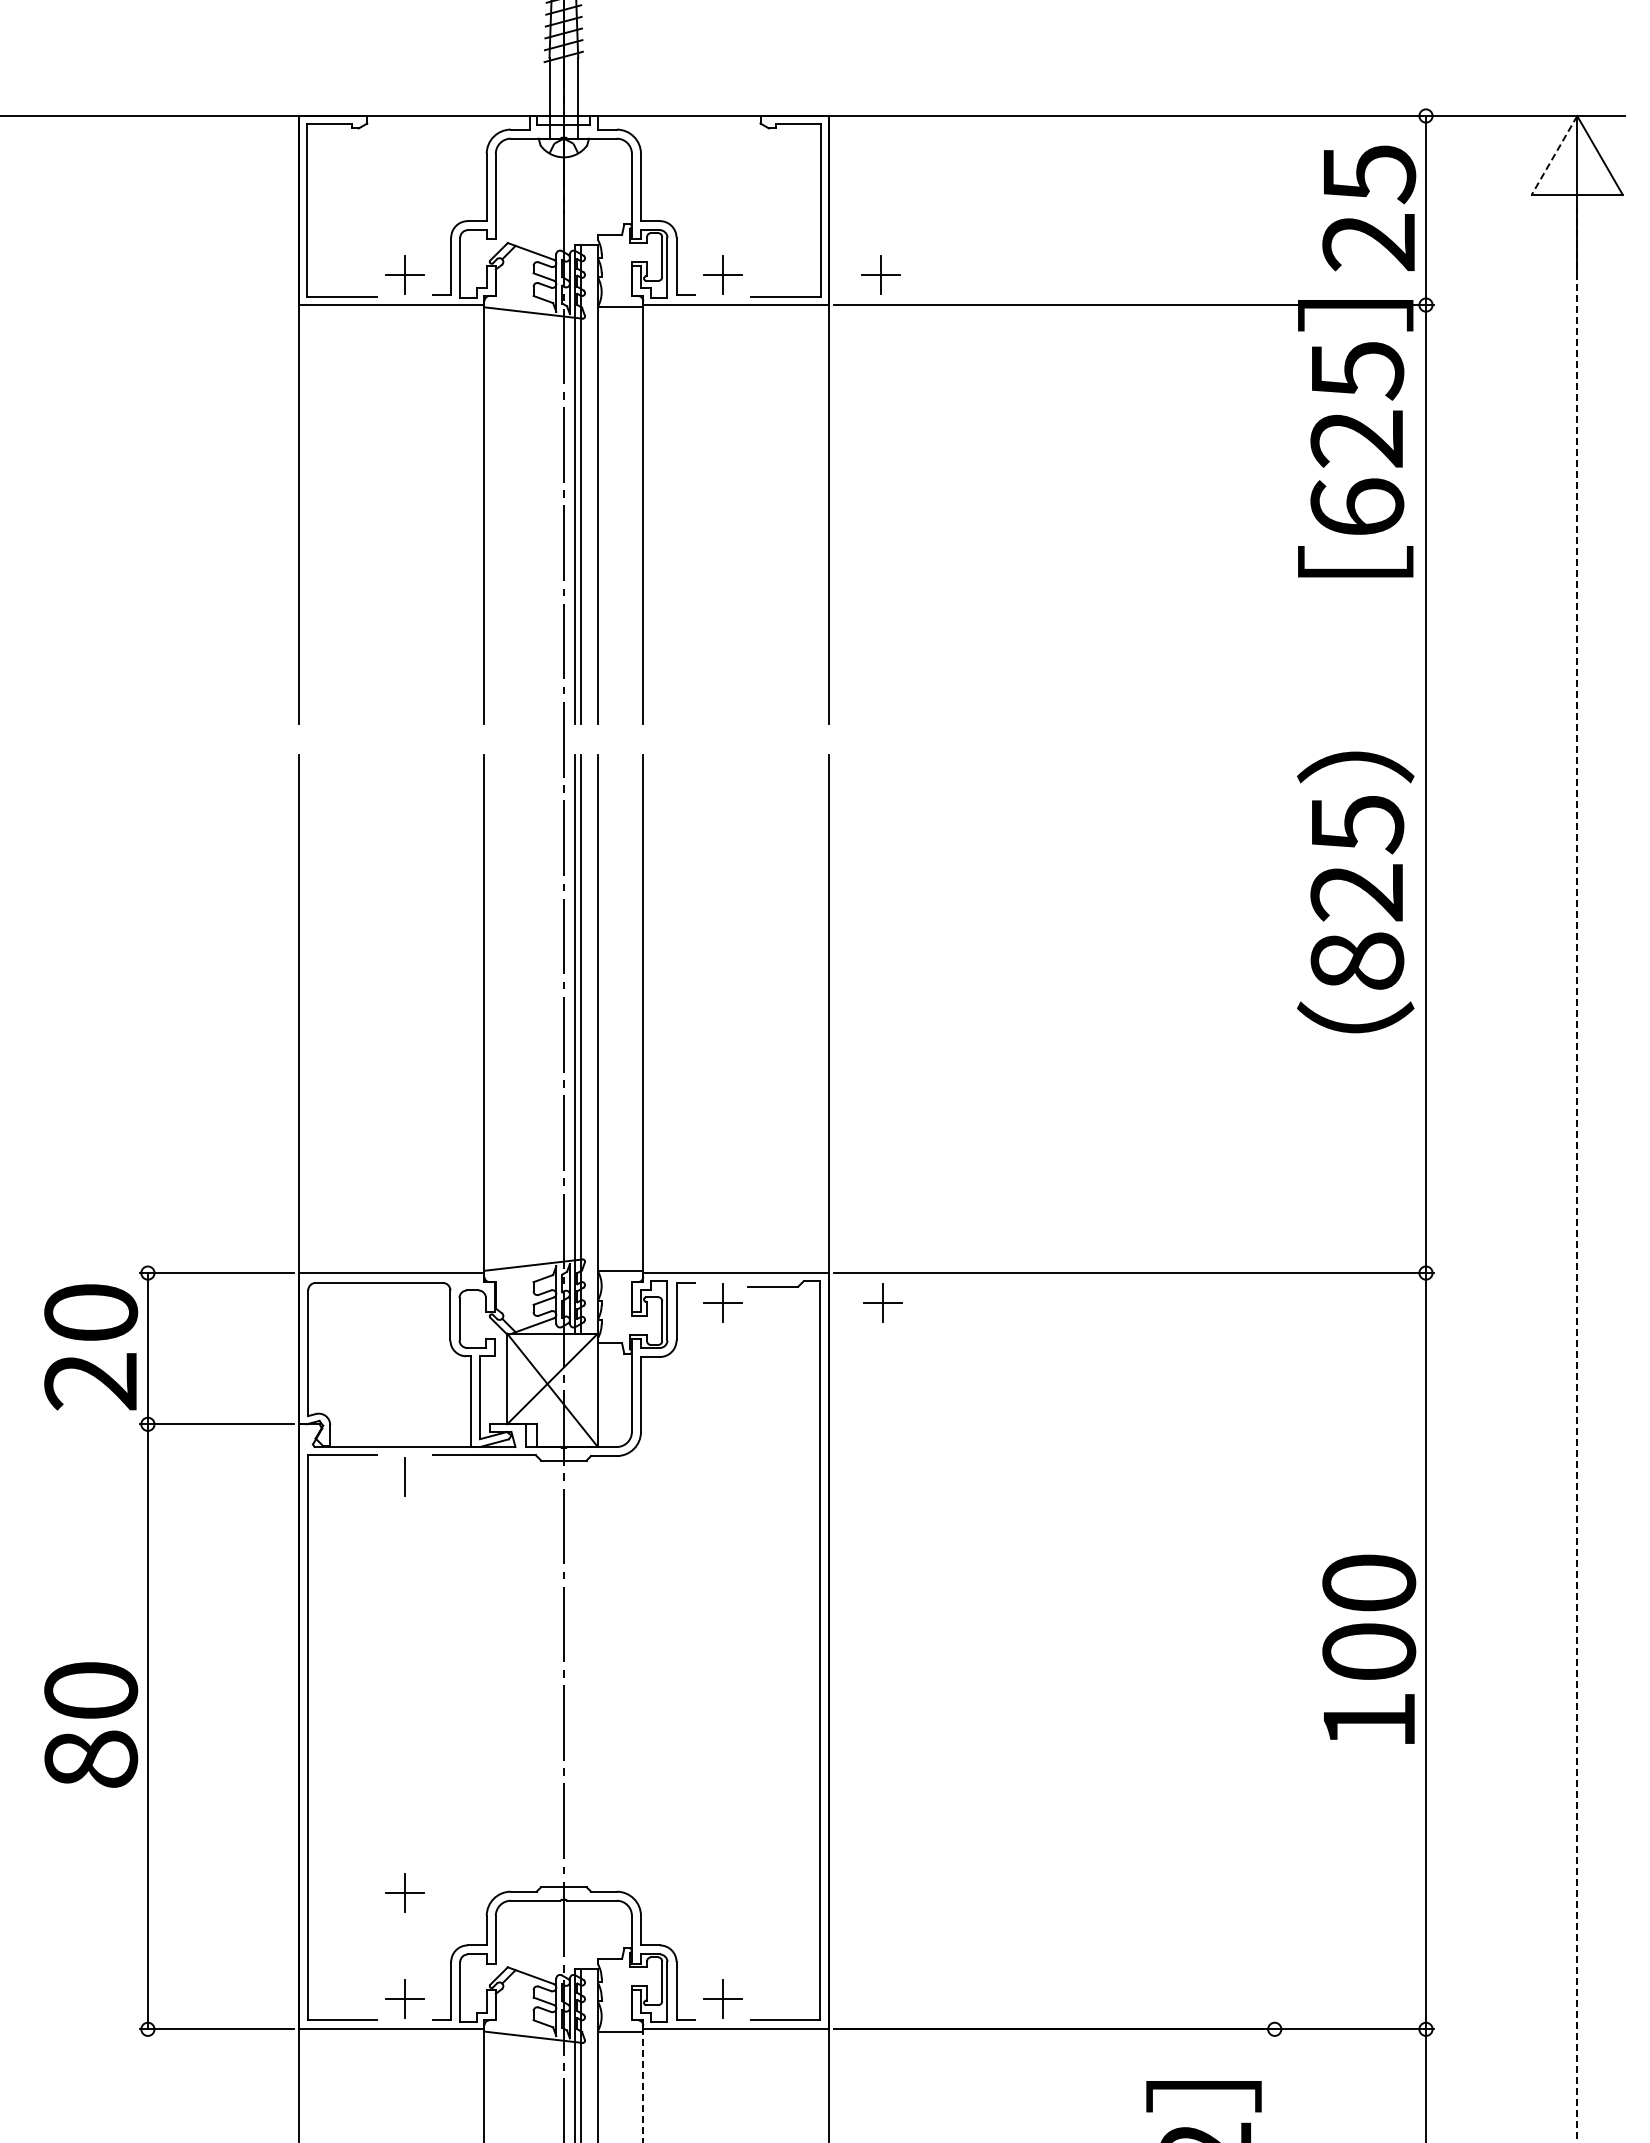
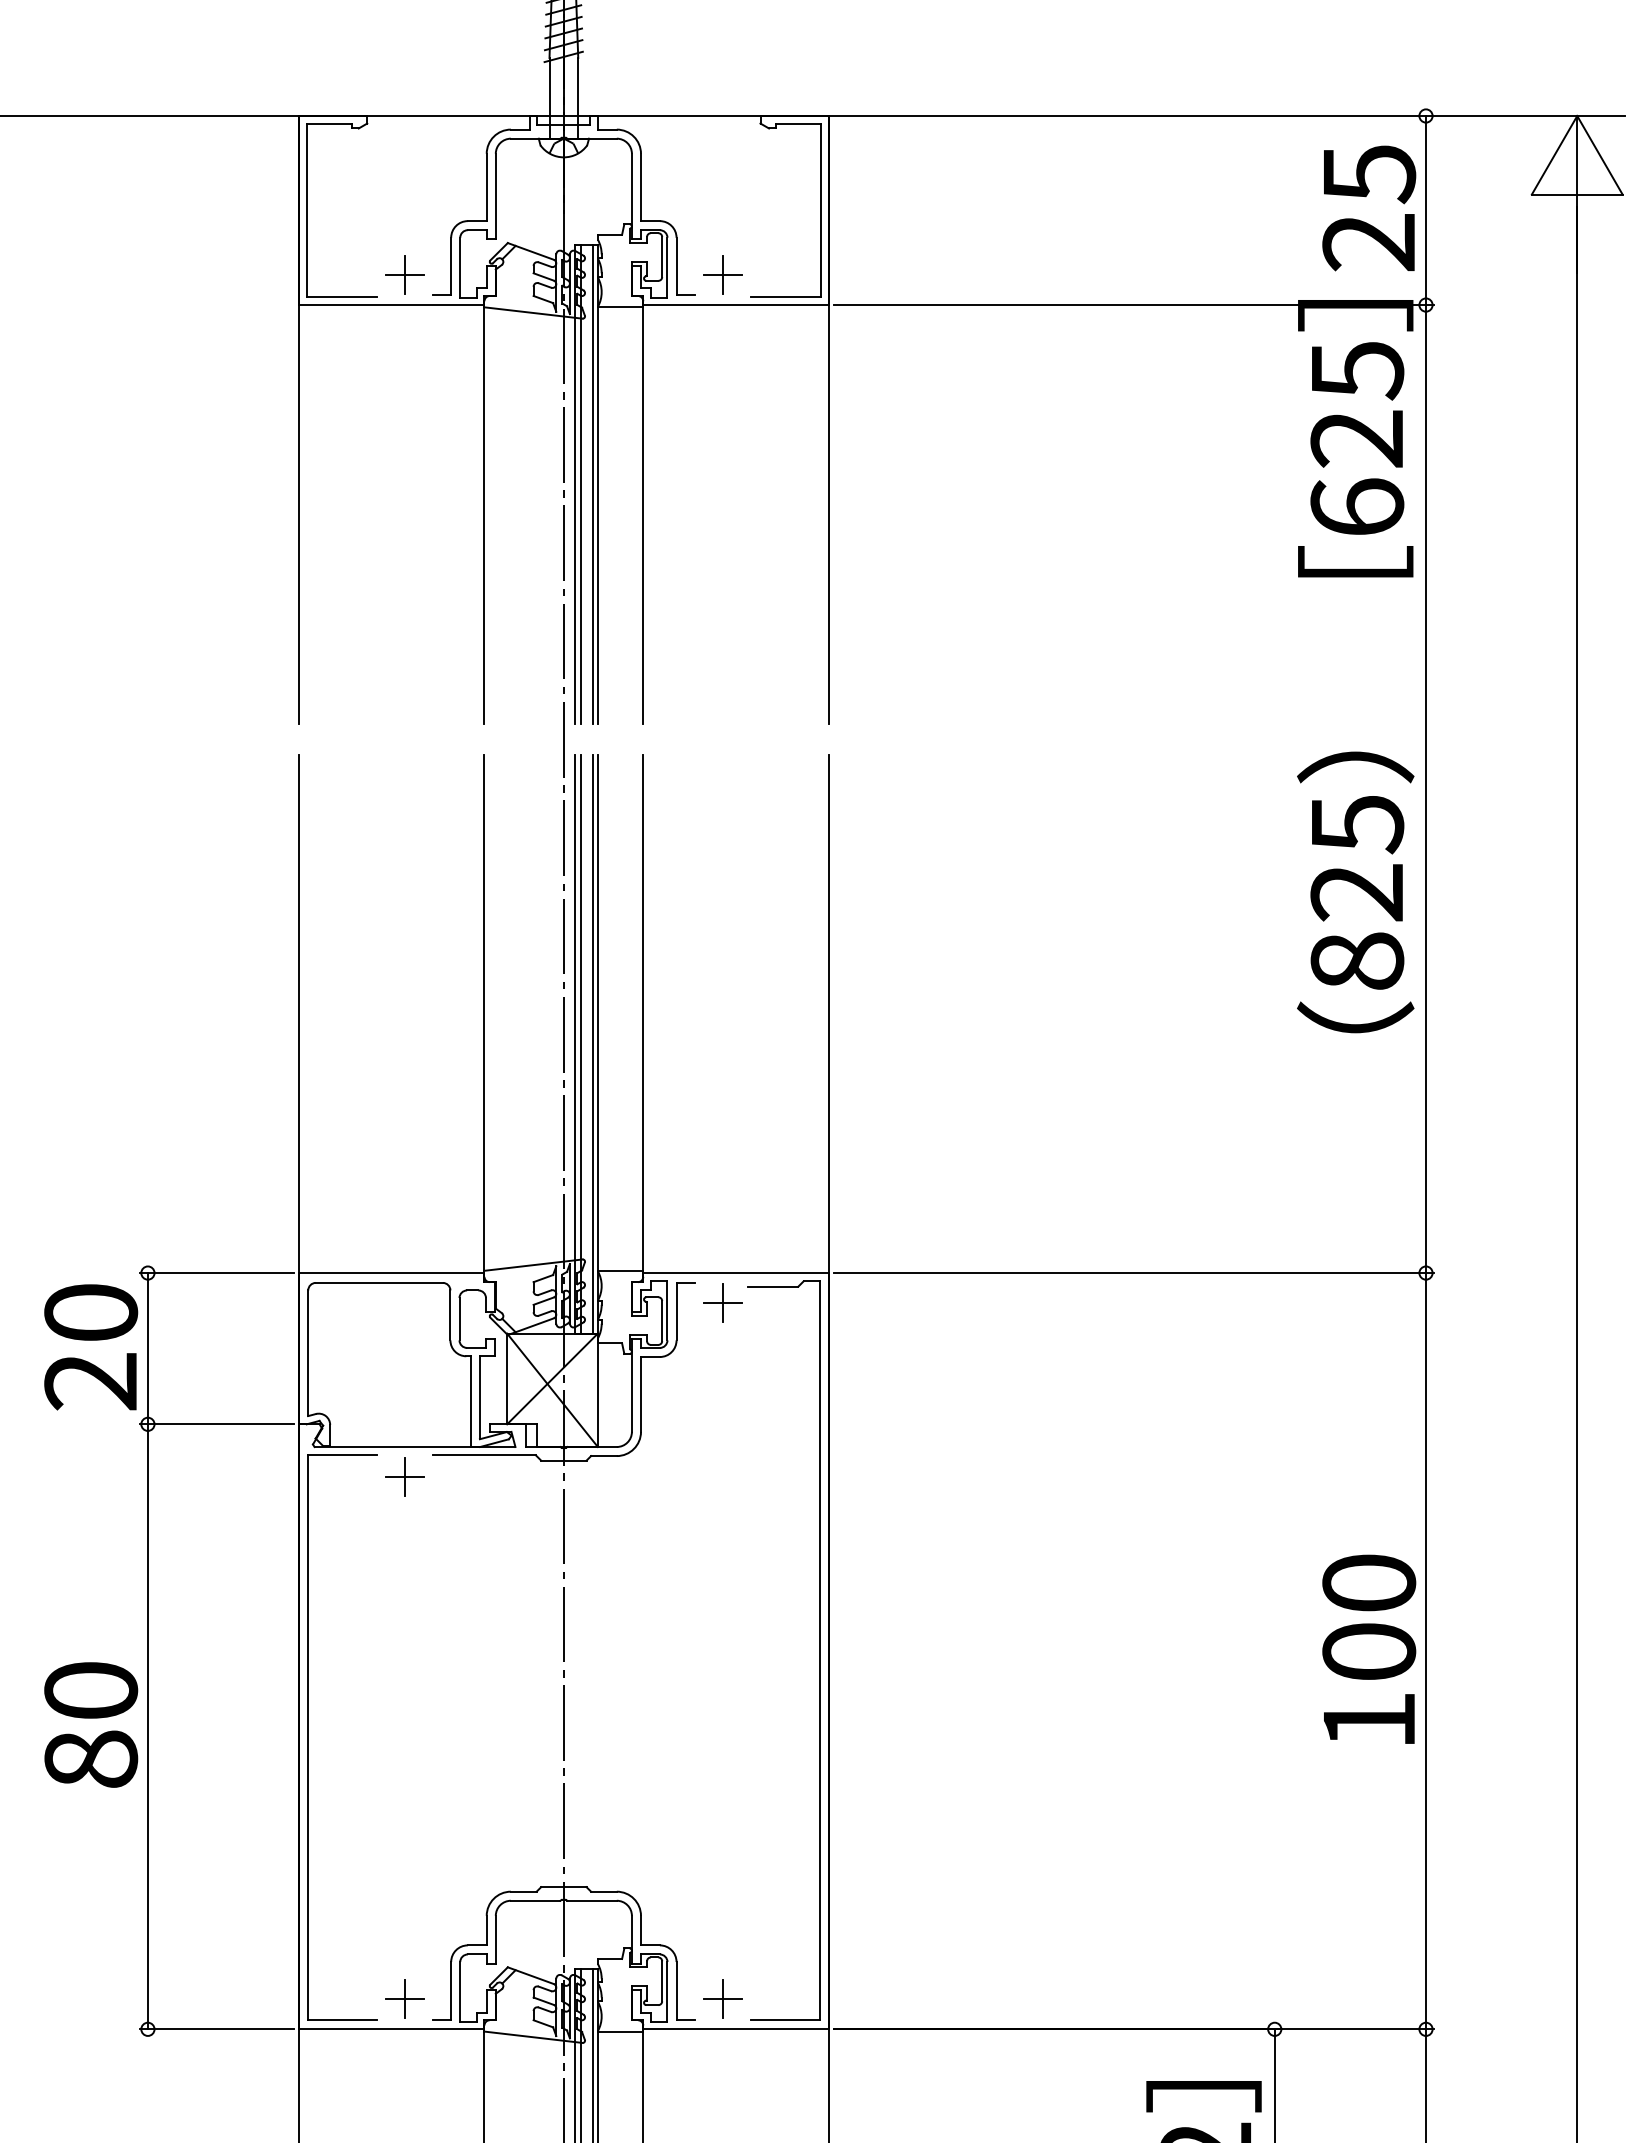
line: dashed -> solid (1554, 155)
part: present -> none (880, 274)
line: none -> present (592, 484)
line: none -> present (592, 1044)
line: dashed -> solid (1577, 1174)
part: present -> none (882, 1302)
line: none -> present (404, 1477)
part: present -> none (404, 1892)
line: none -> present (592, 2053)
line: none -> present (1274, 2084)
line: dashed -> solid (643, 2085)
